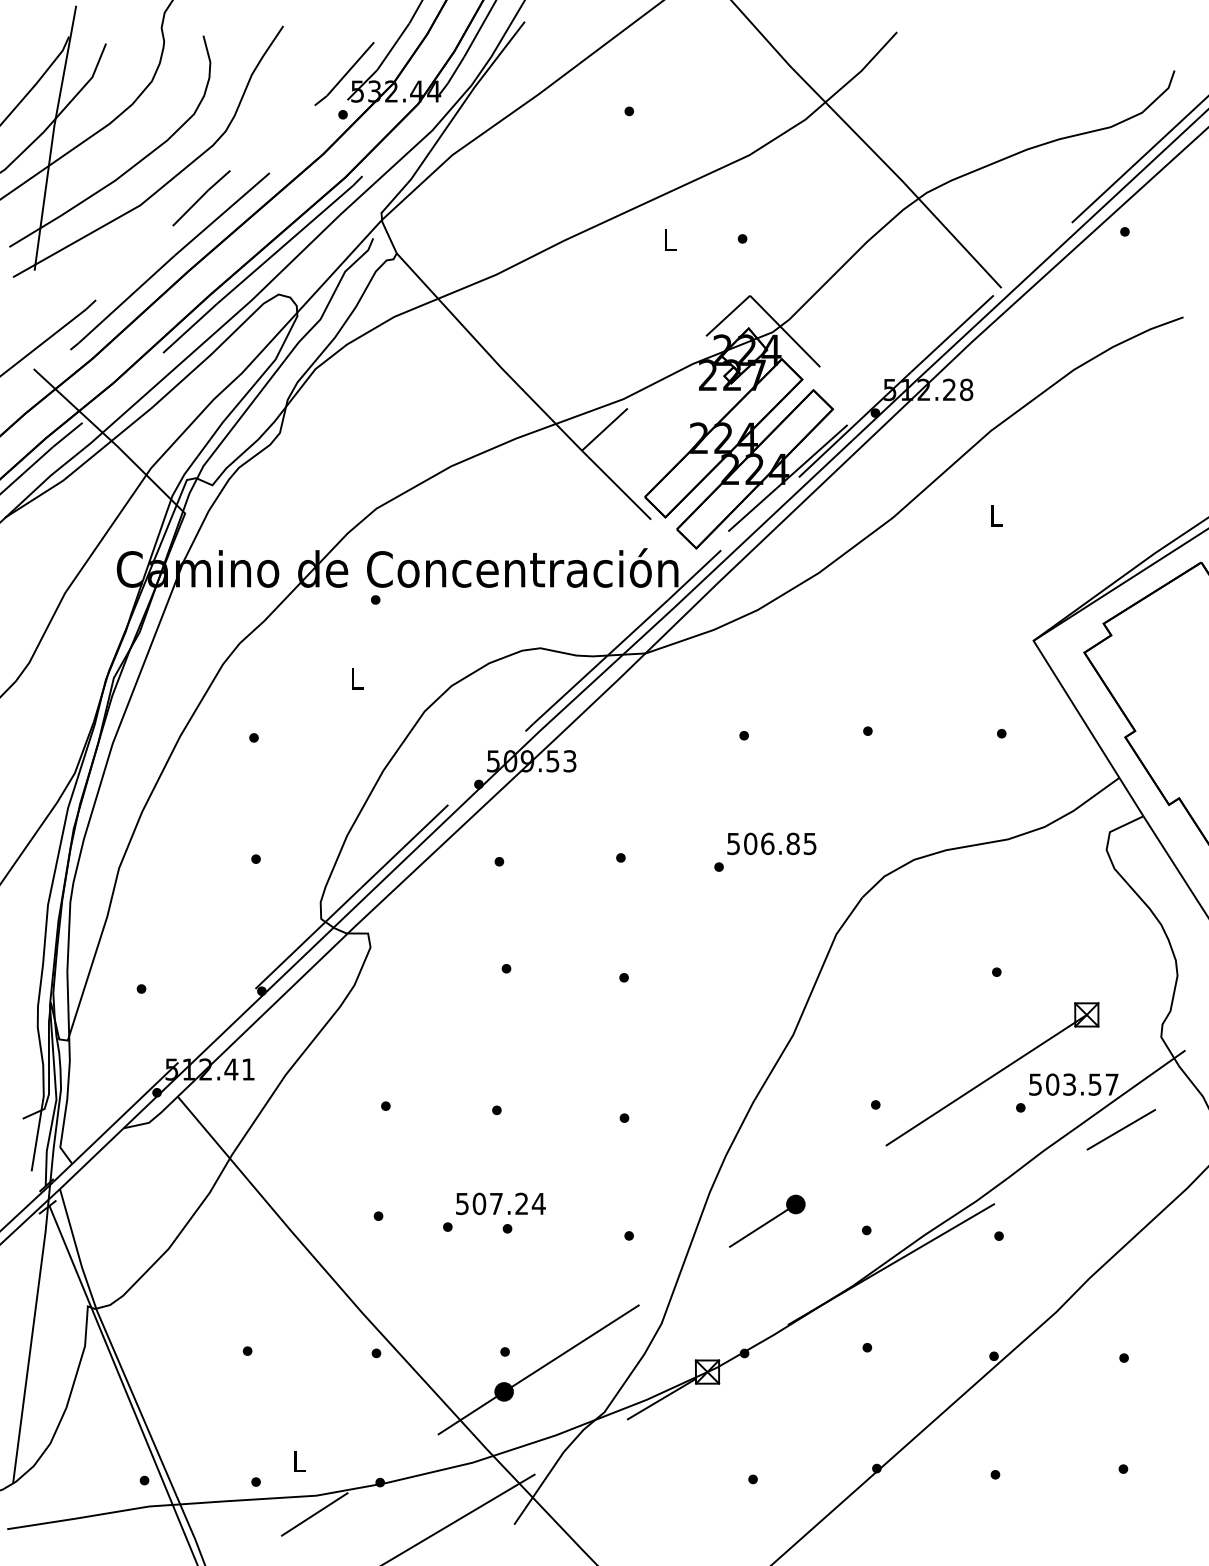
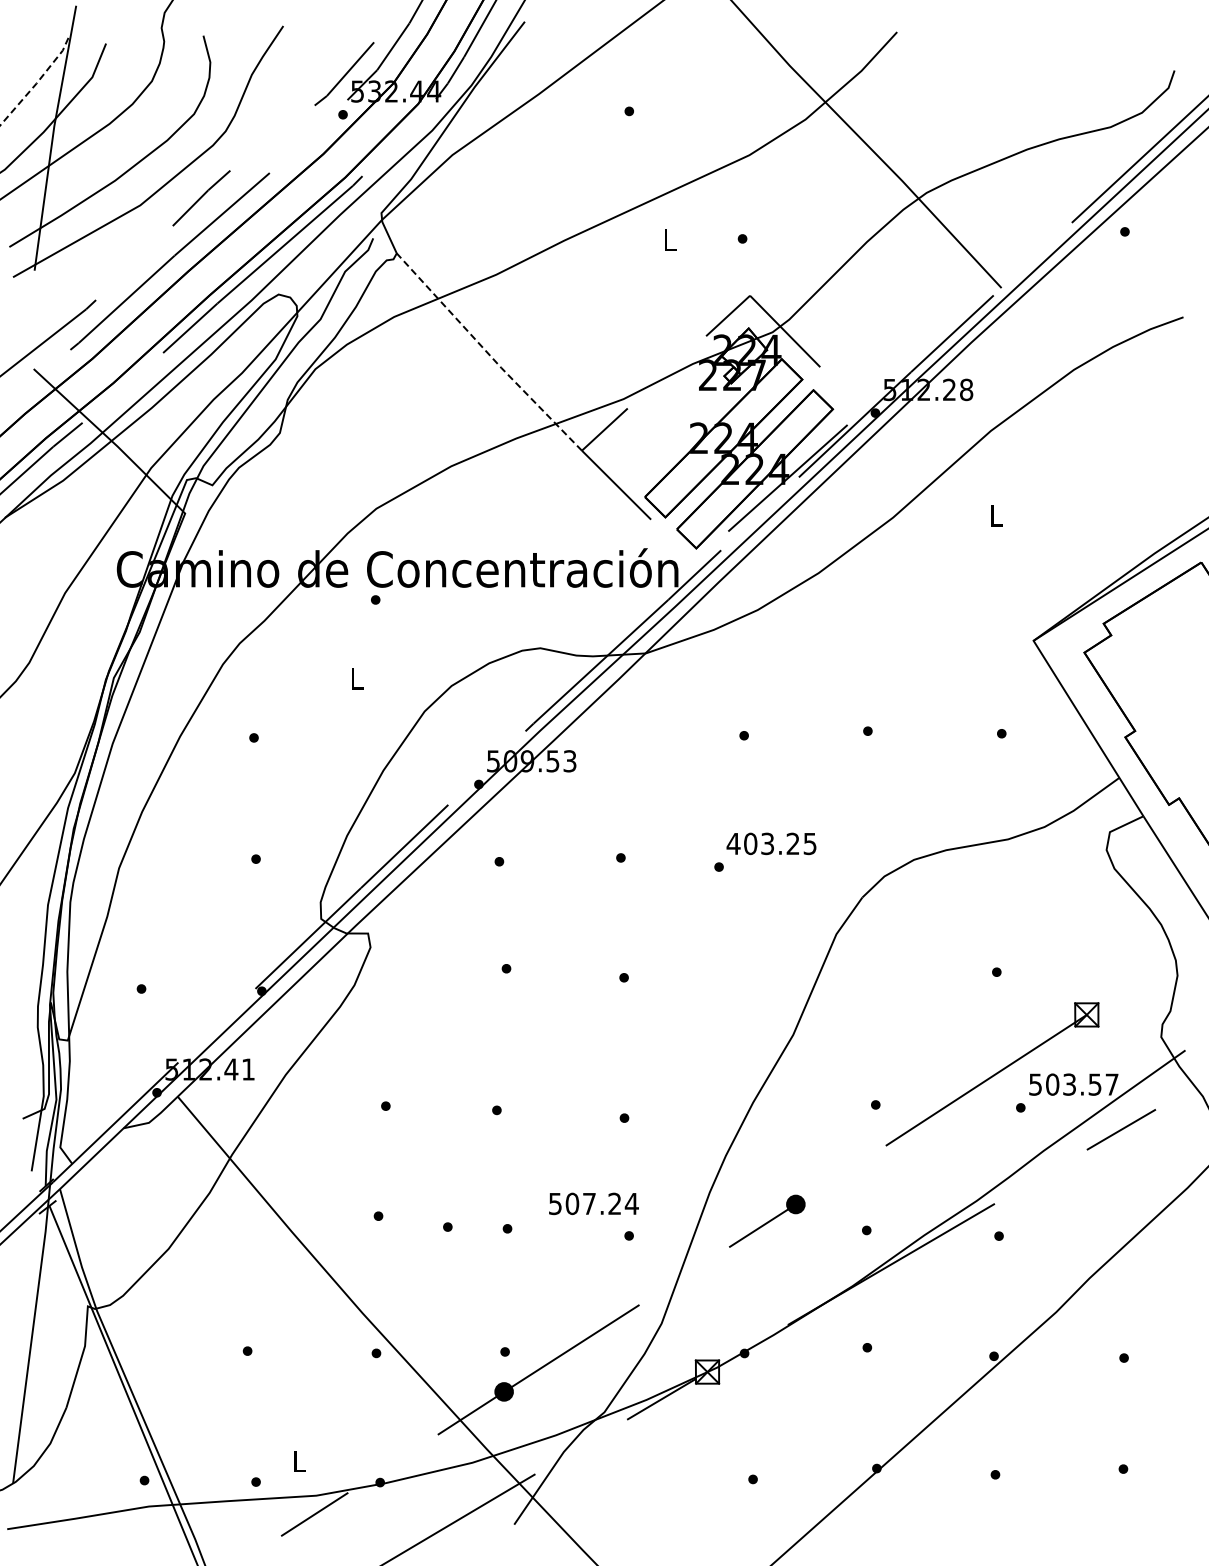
line: solid -> dashed (37, 82)
line: solid -> dashed (488, 353)
text: 506.85 -> 403.25 (762, 843)
text position: (500, 1203) -> (593, 1203) (593, 1203)
